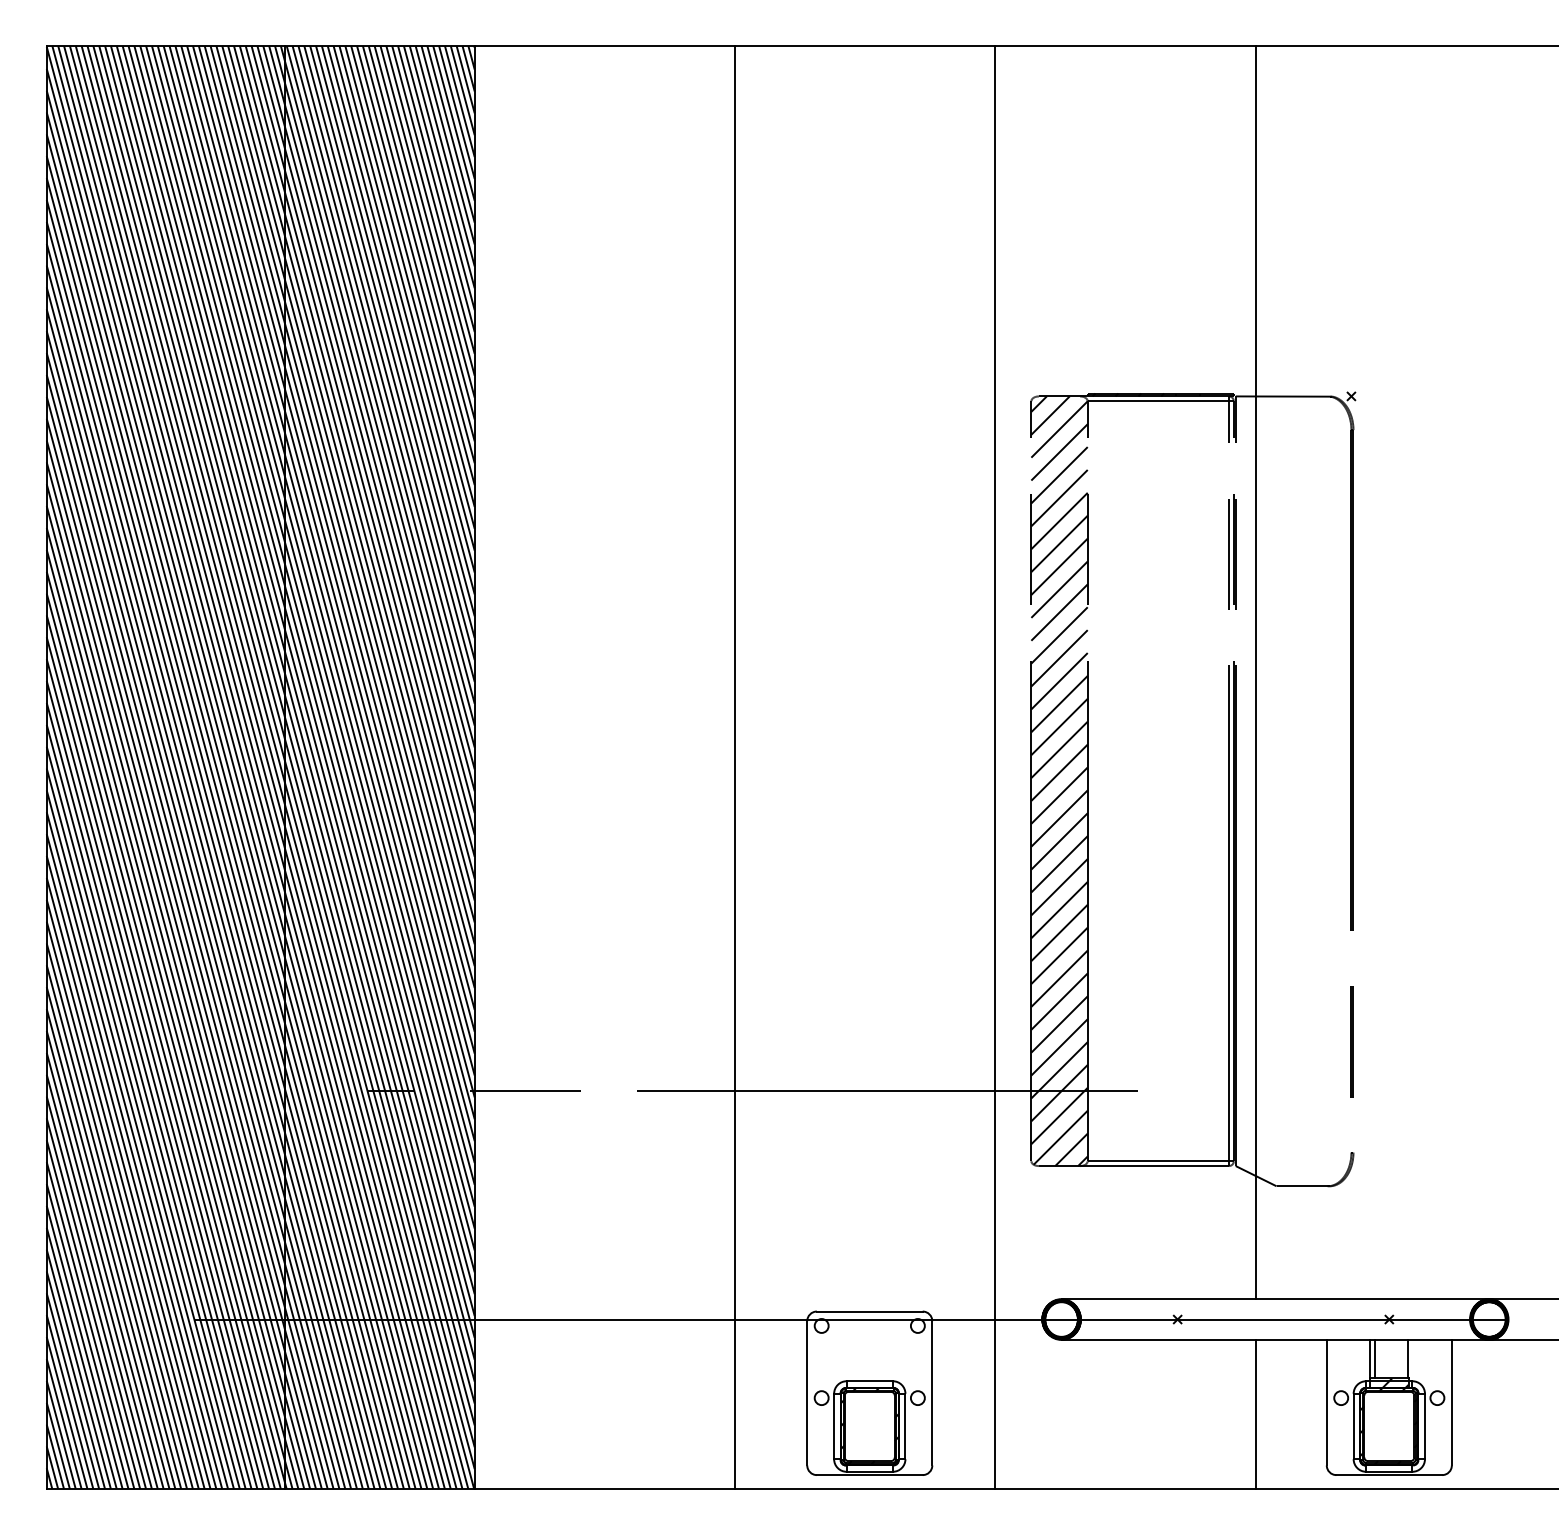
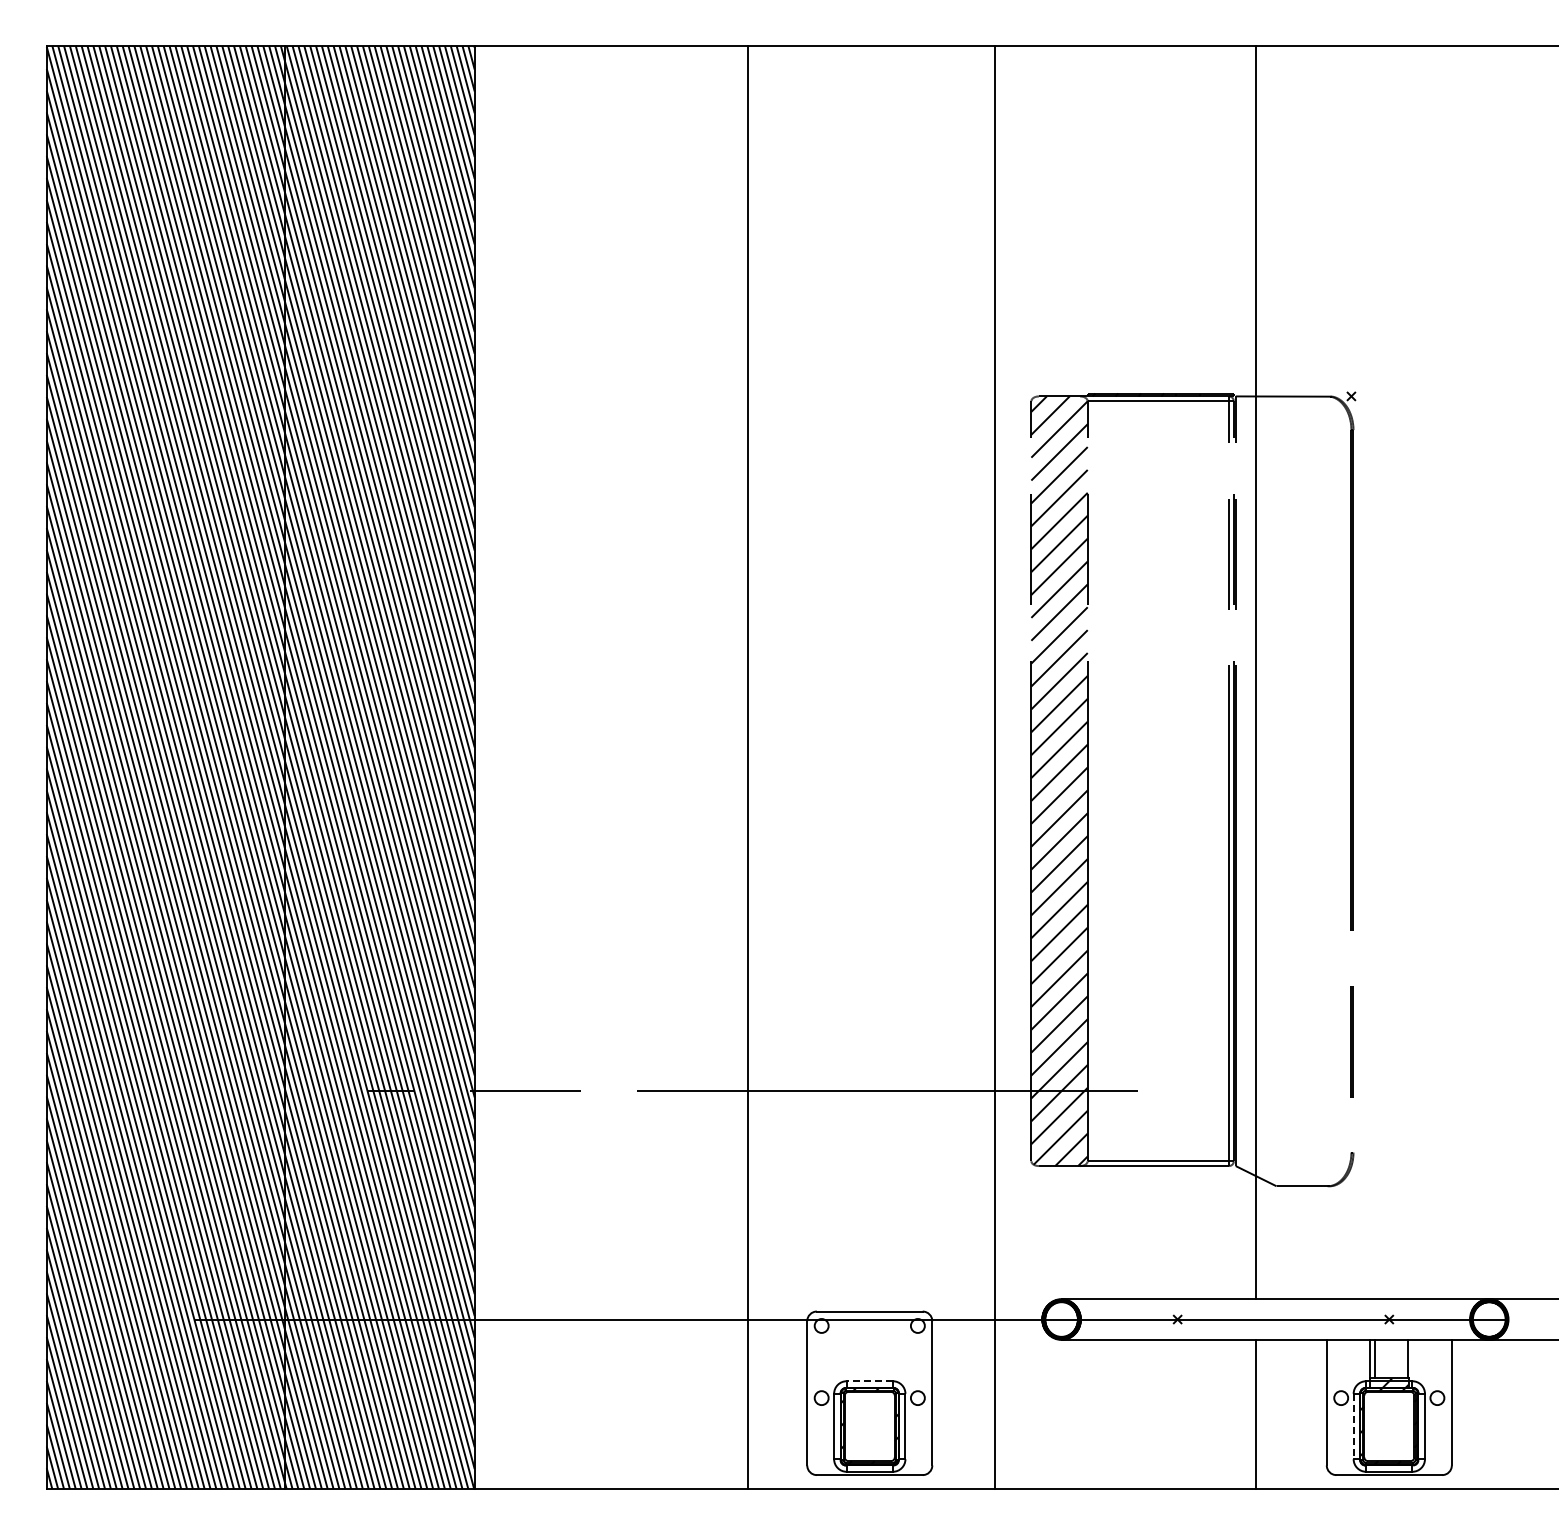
line position: (735, 767) -> (748, 767) (748, 767)
line: solid -> dashed (869, 1381)
line: solid -> dashed (1353, 1426)
